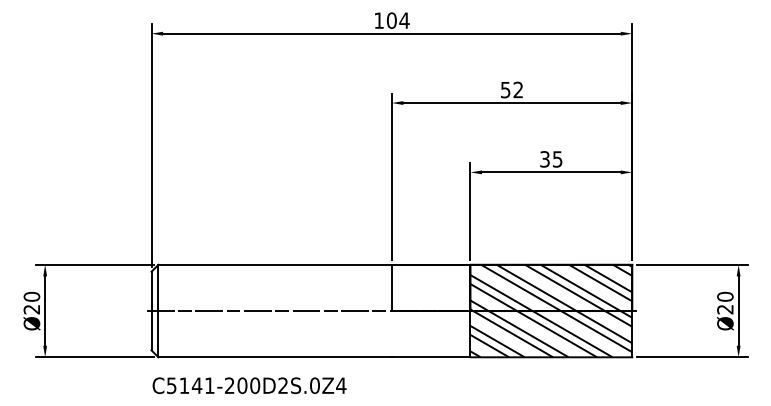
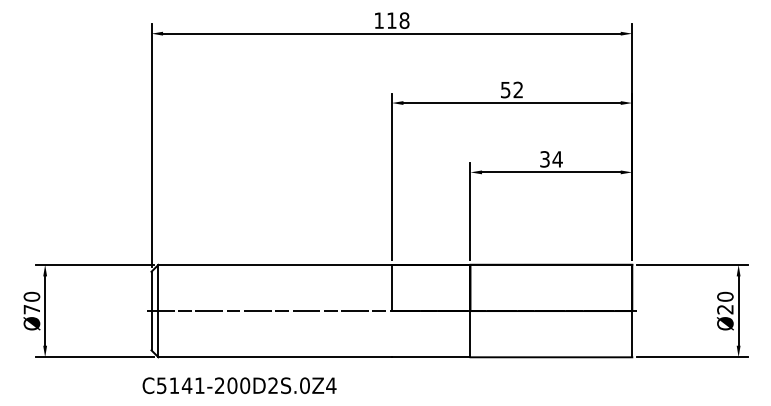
text: 104 -> 118 (397, 20)
text: 35 -> 34 (557, 159)
text: Ø20 -> Ø70 (31, 309)
hatch: present -> none (551, 310)
text position: (249, 385) -> (239, 385) (239, 385)
